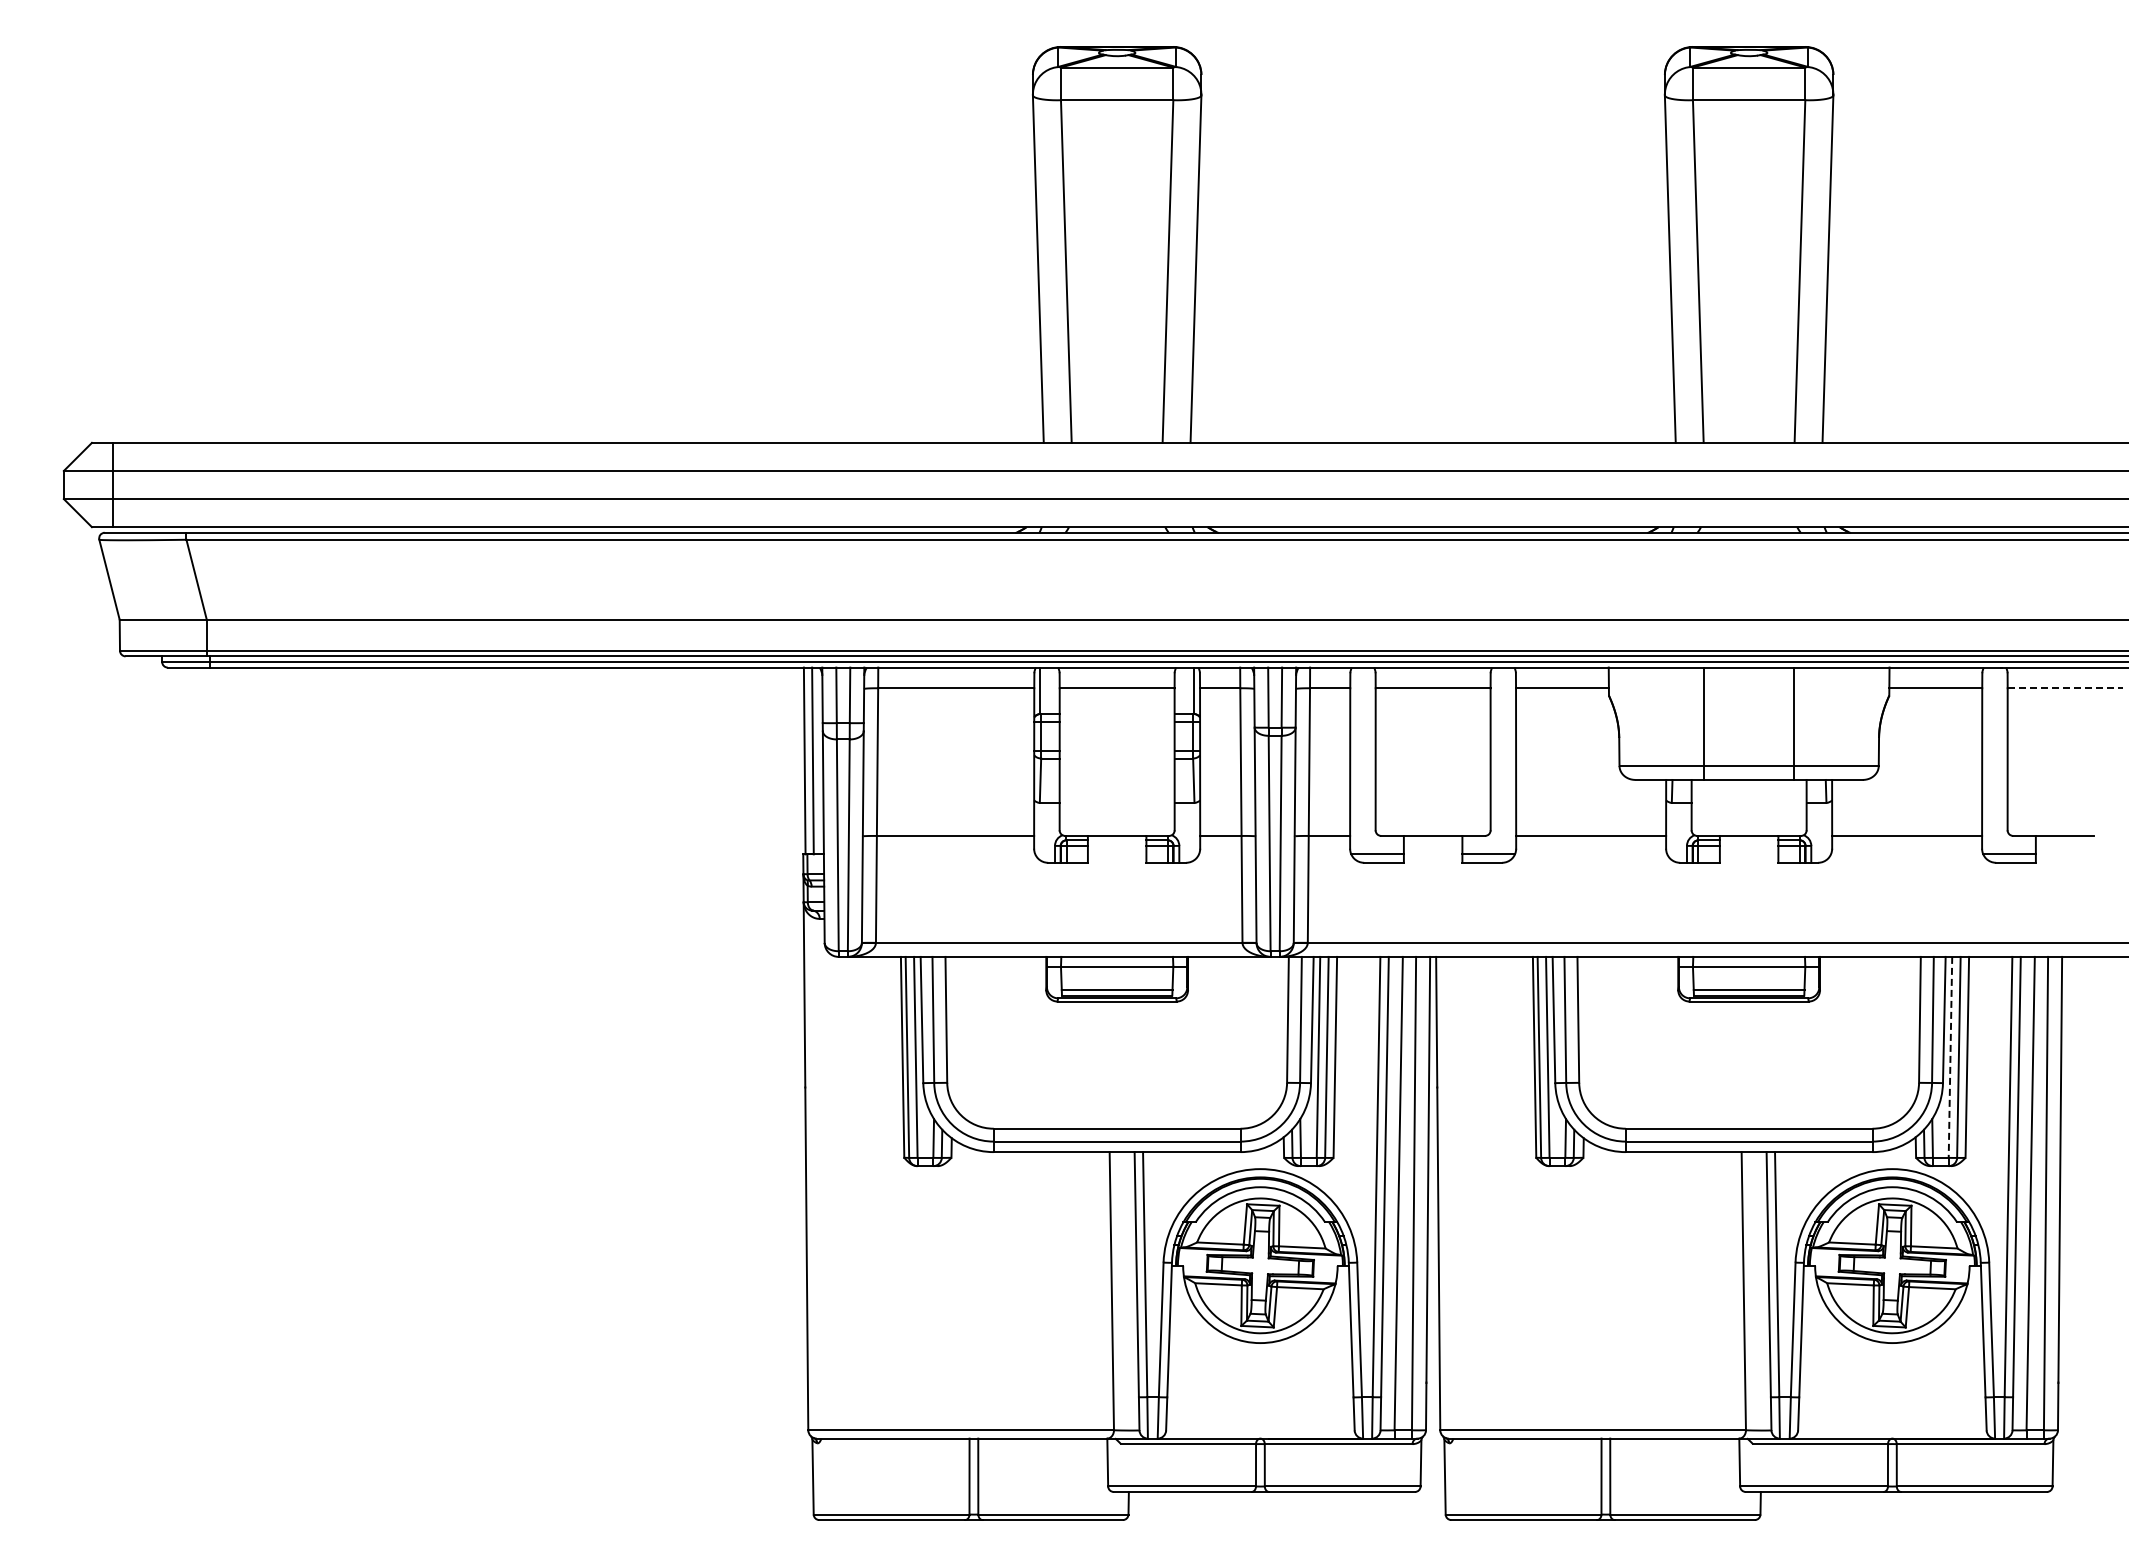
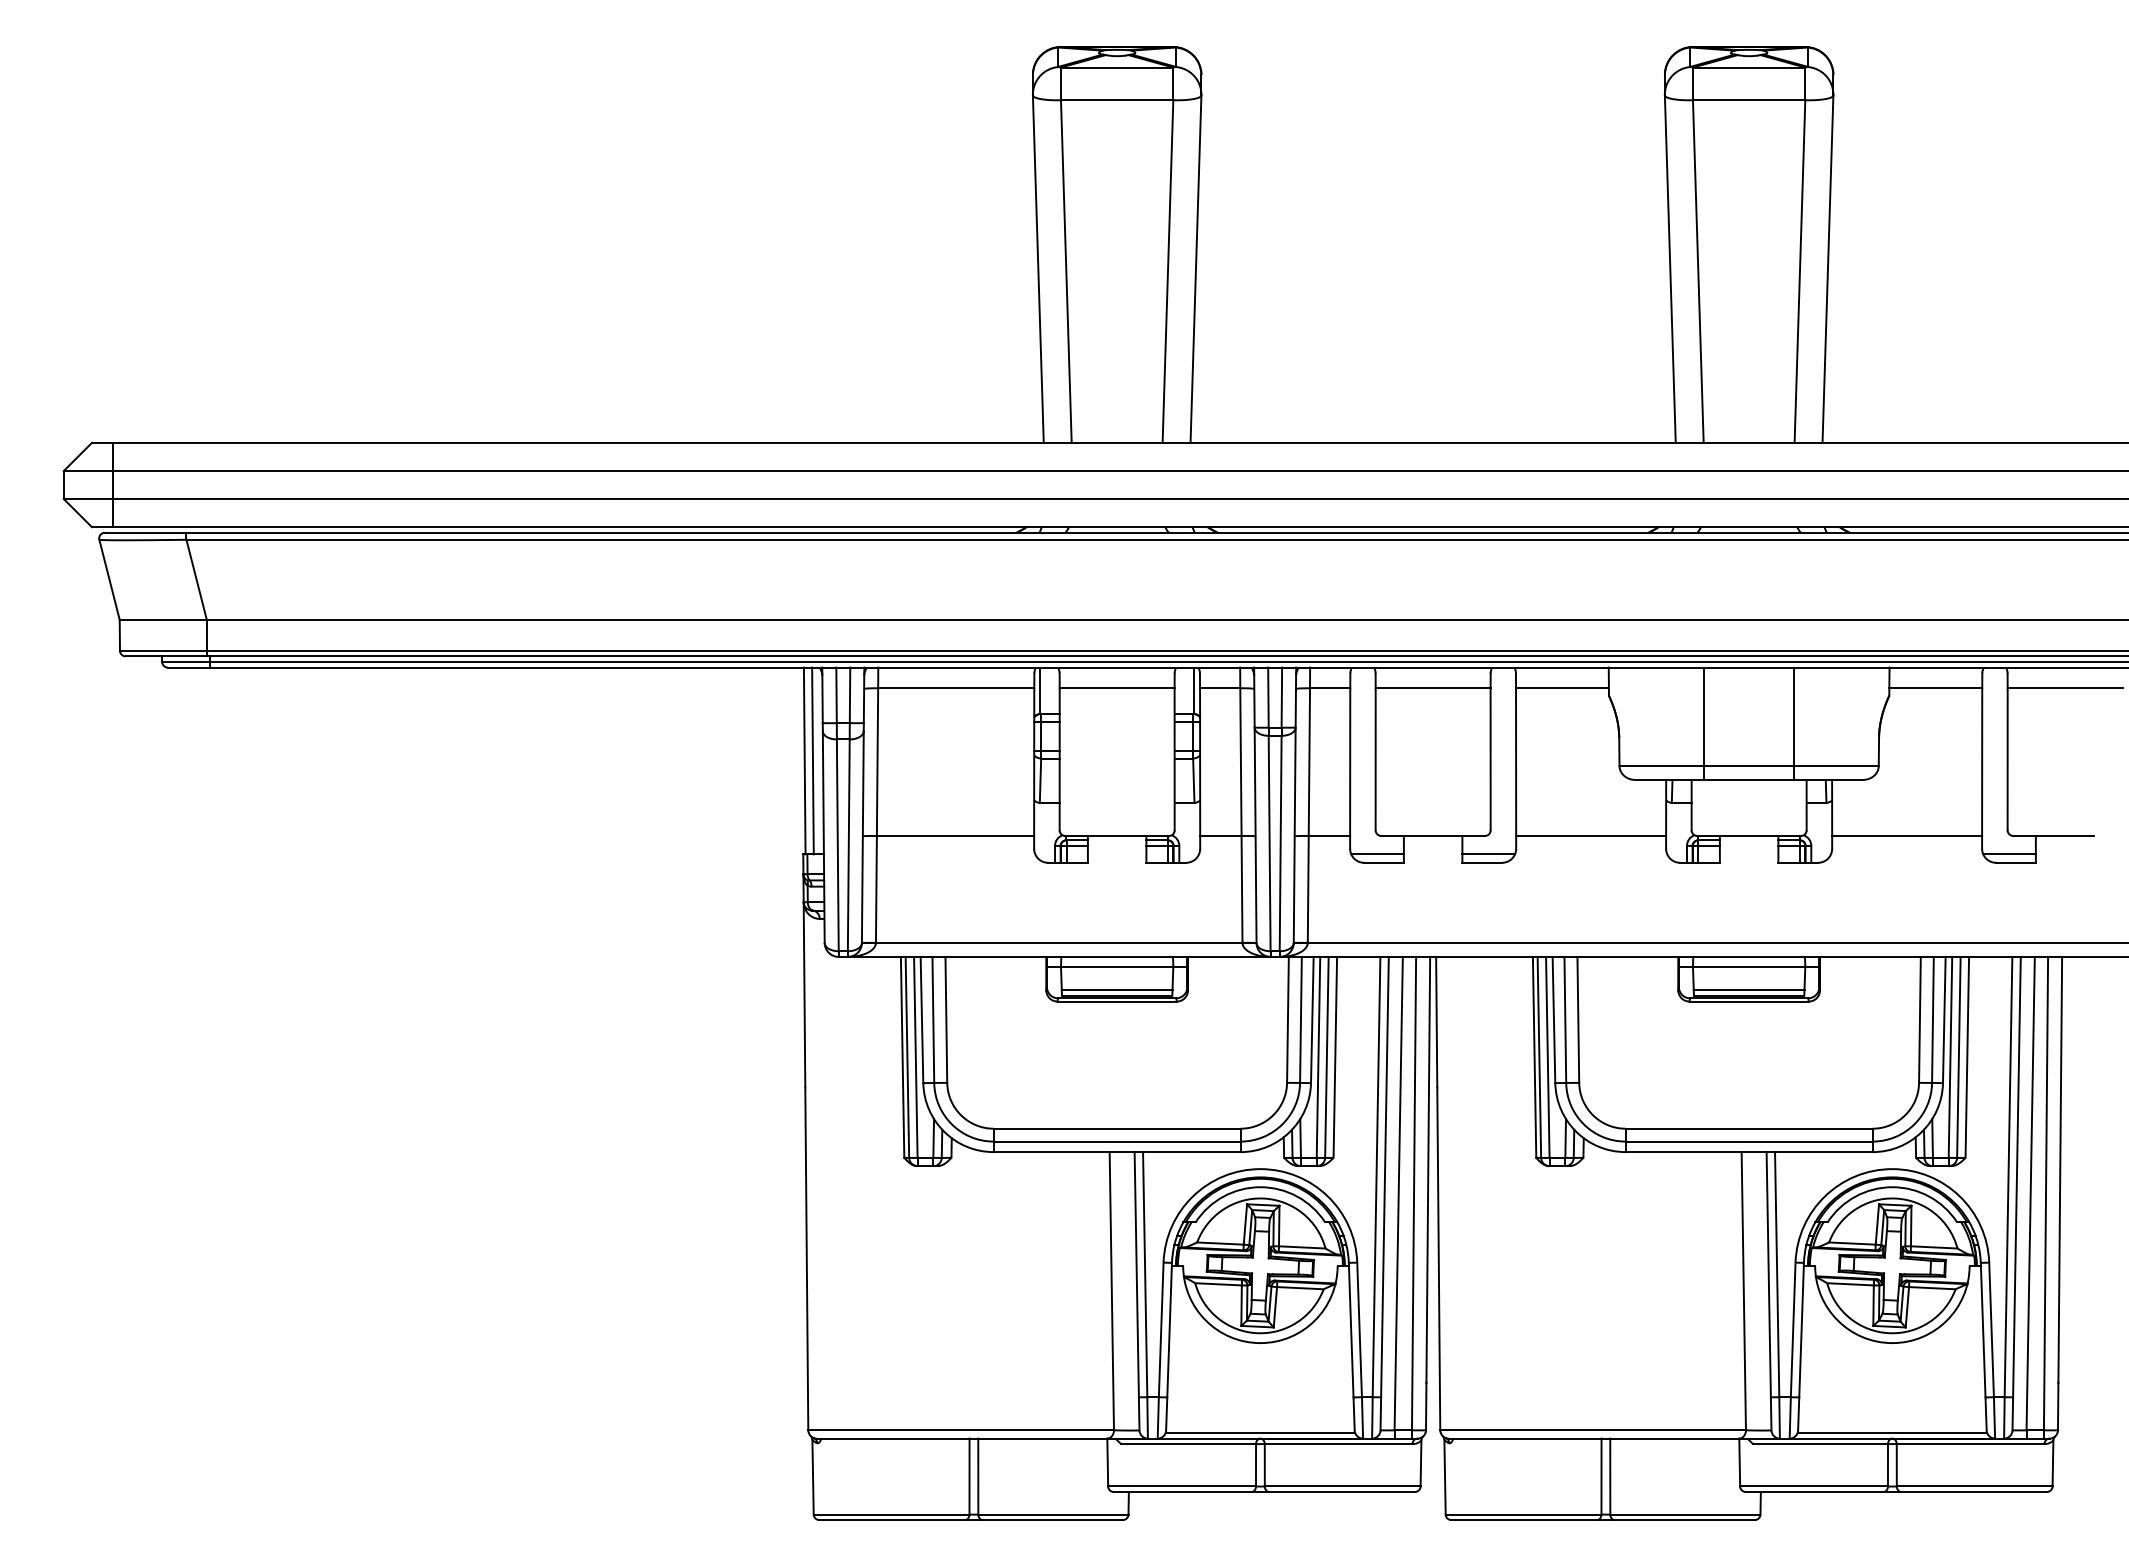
line: dashed -> solid (2065, 688)
line: dashed -> solid (1950, 1057)
line: none -> present (1260, 1433)
line: none -> present (1892, 1433)
